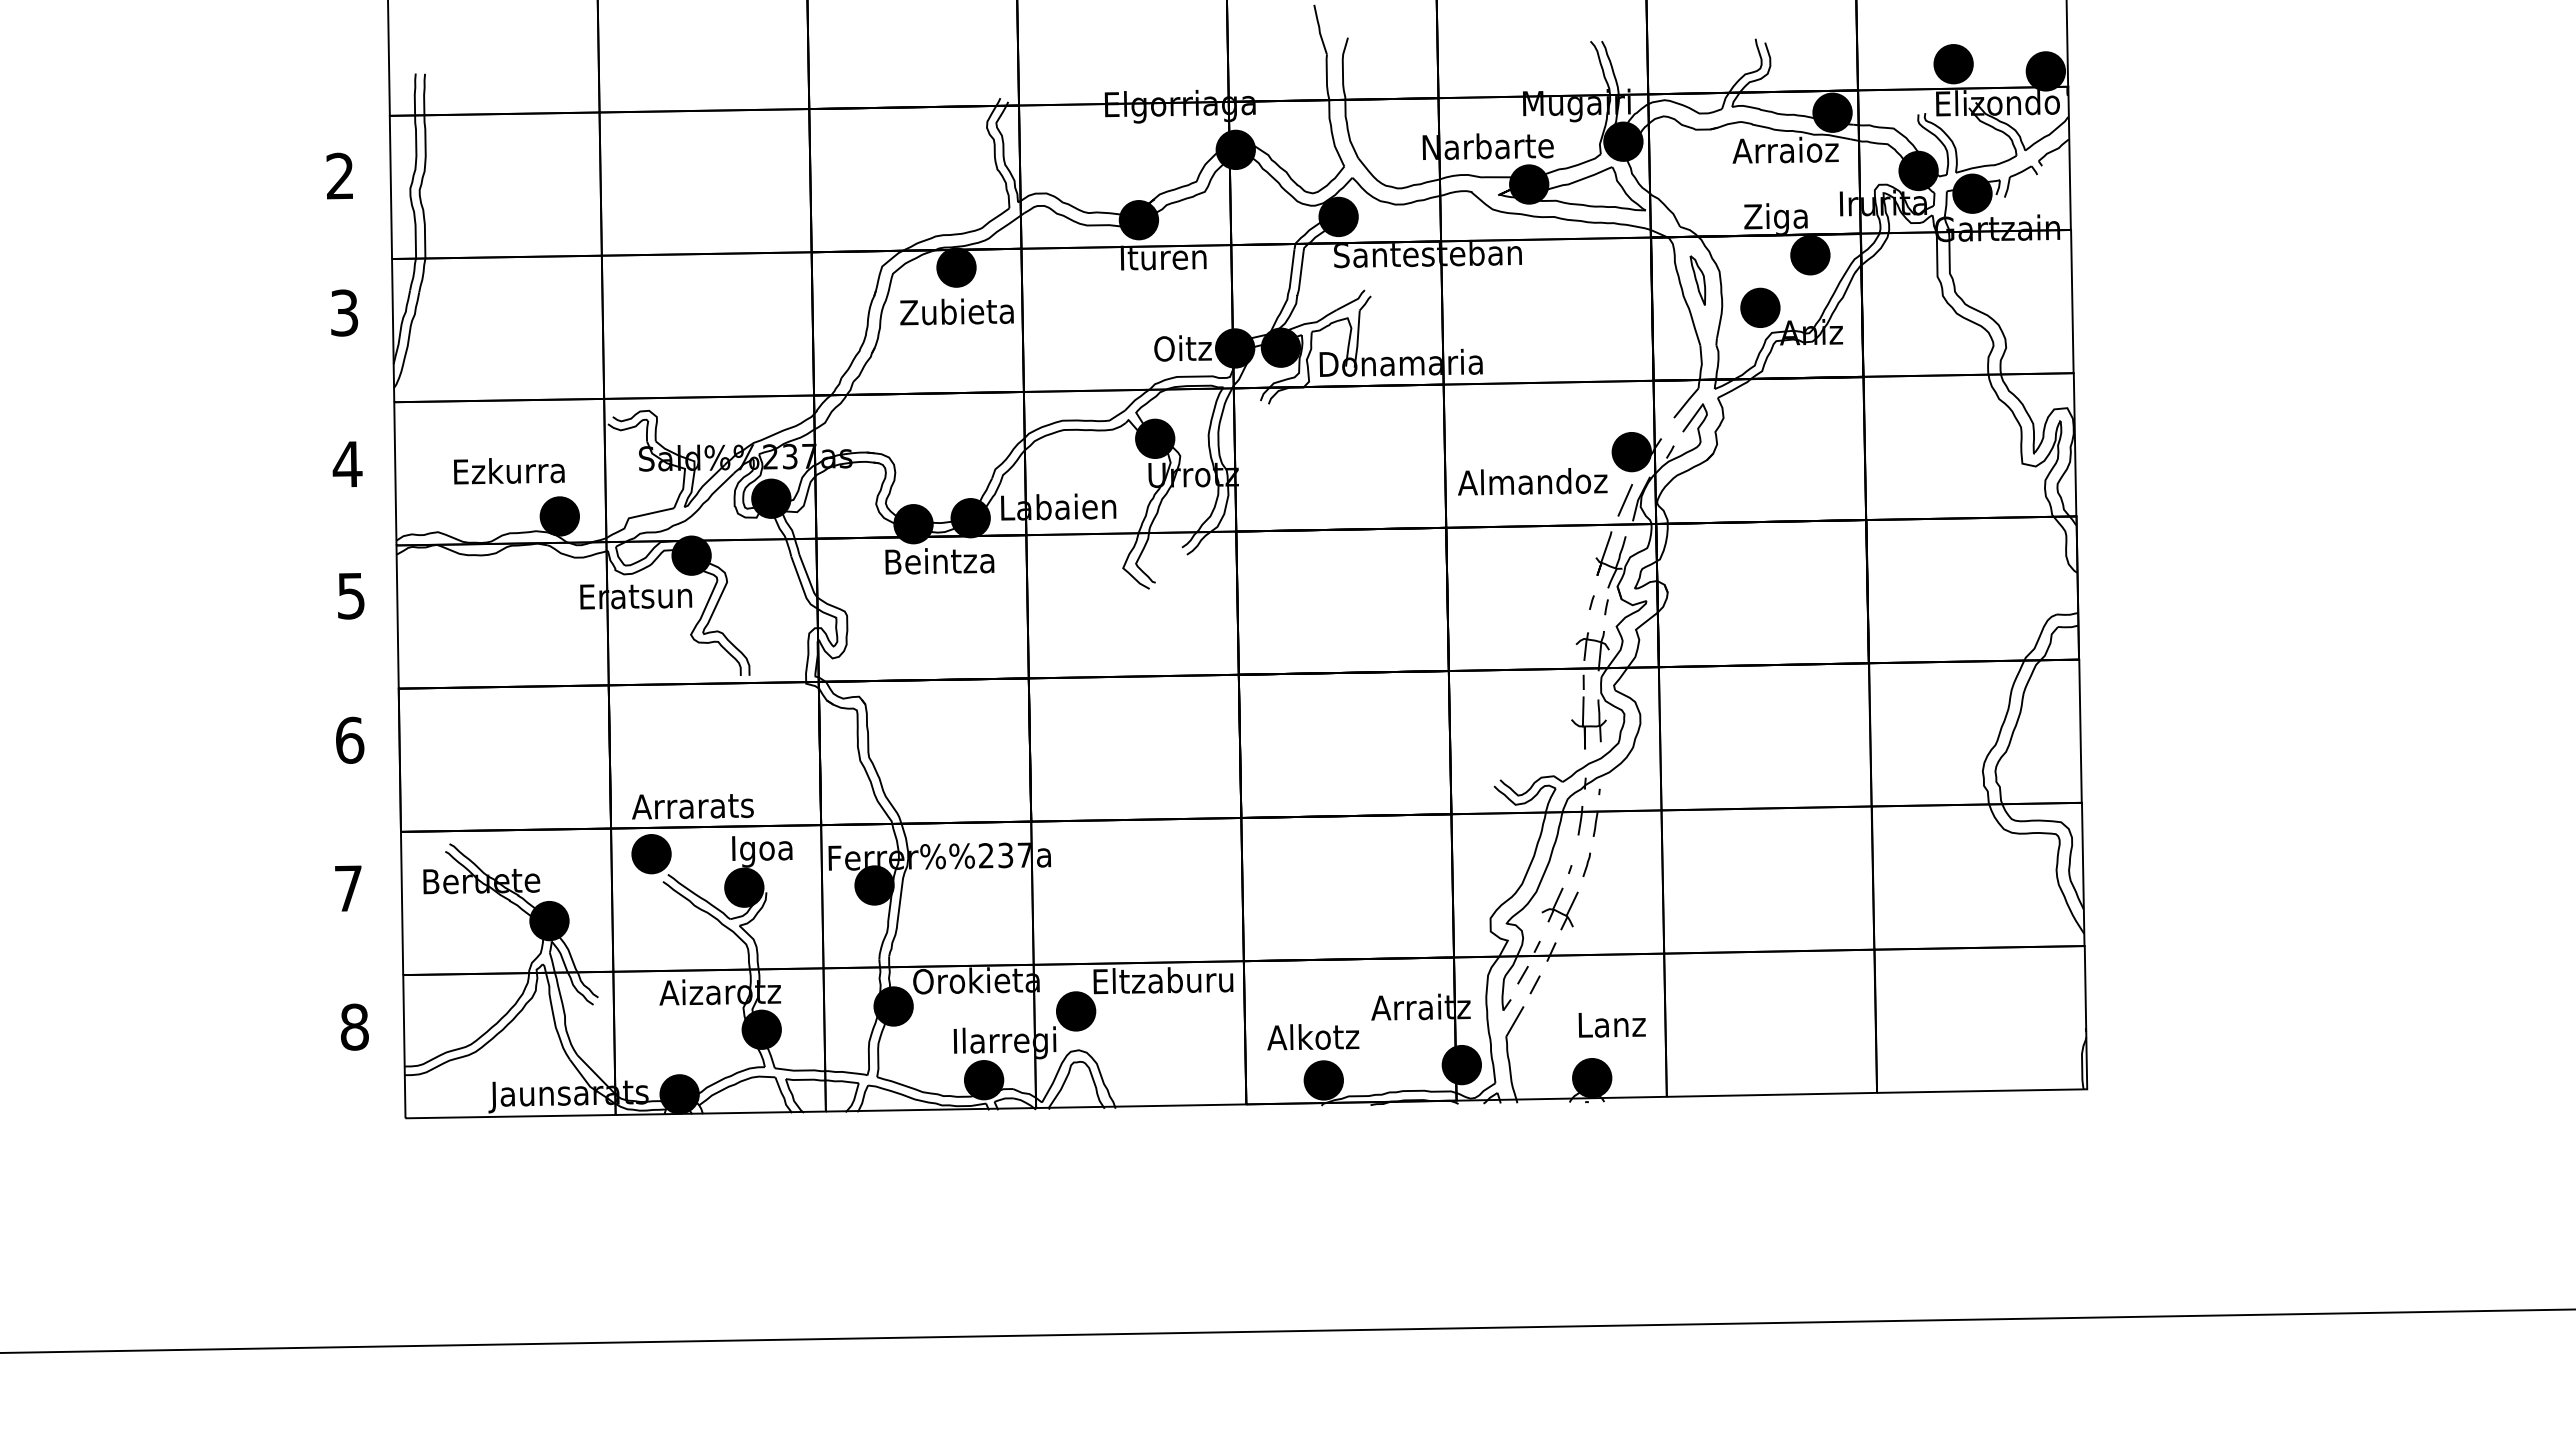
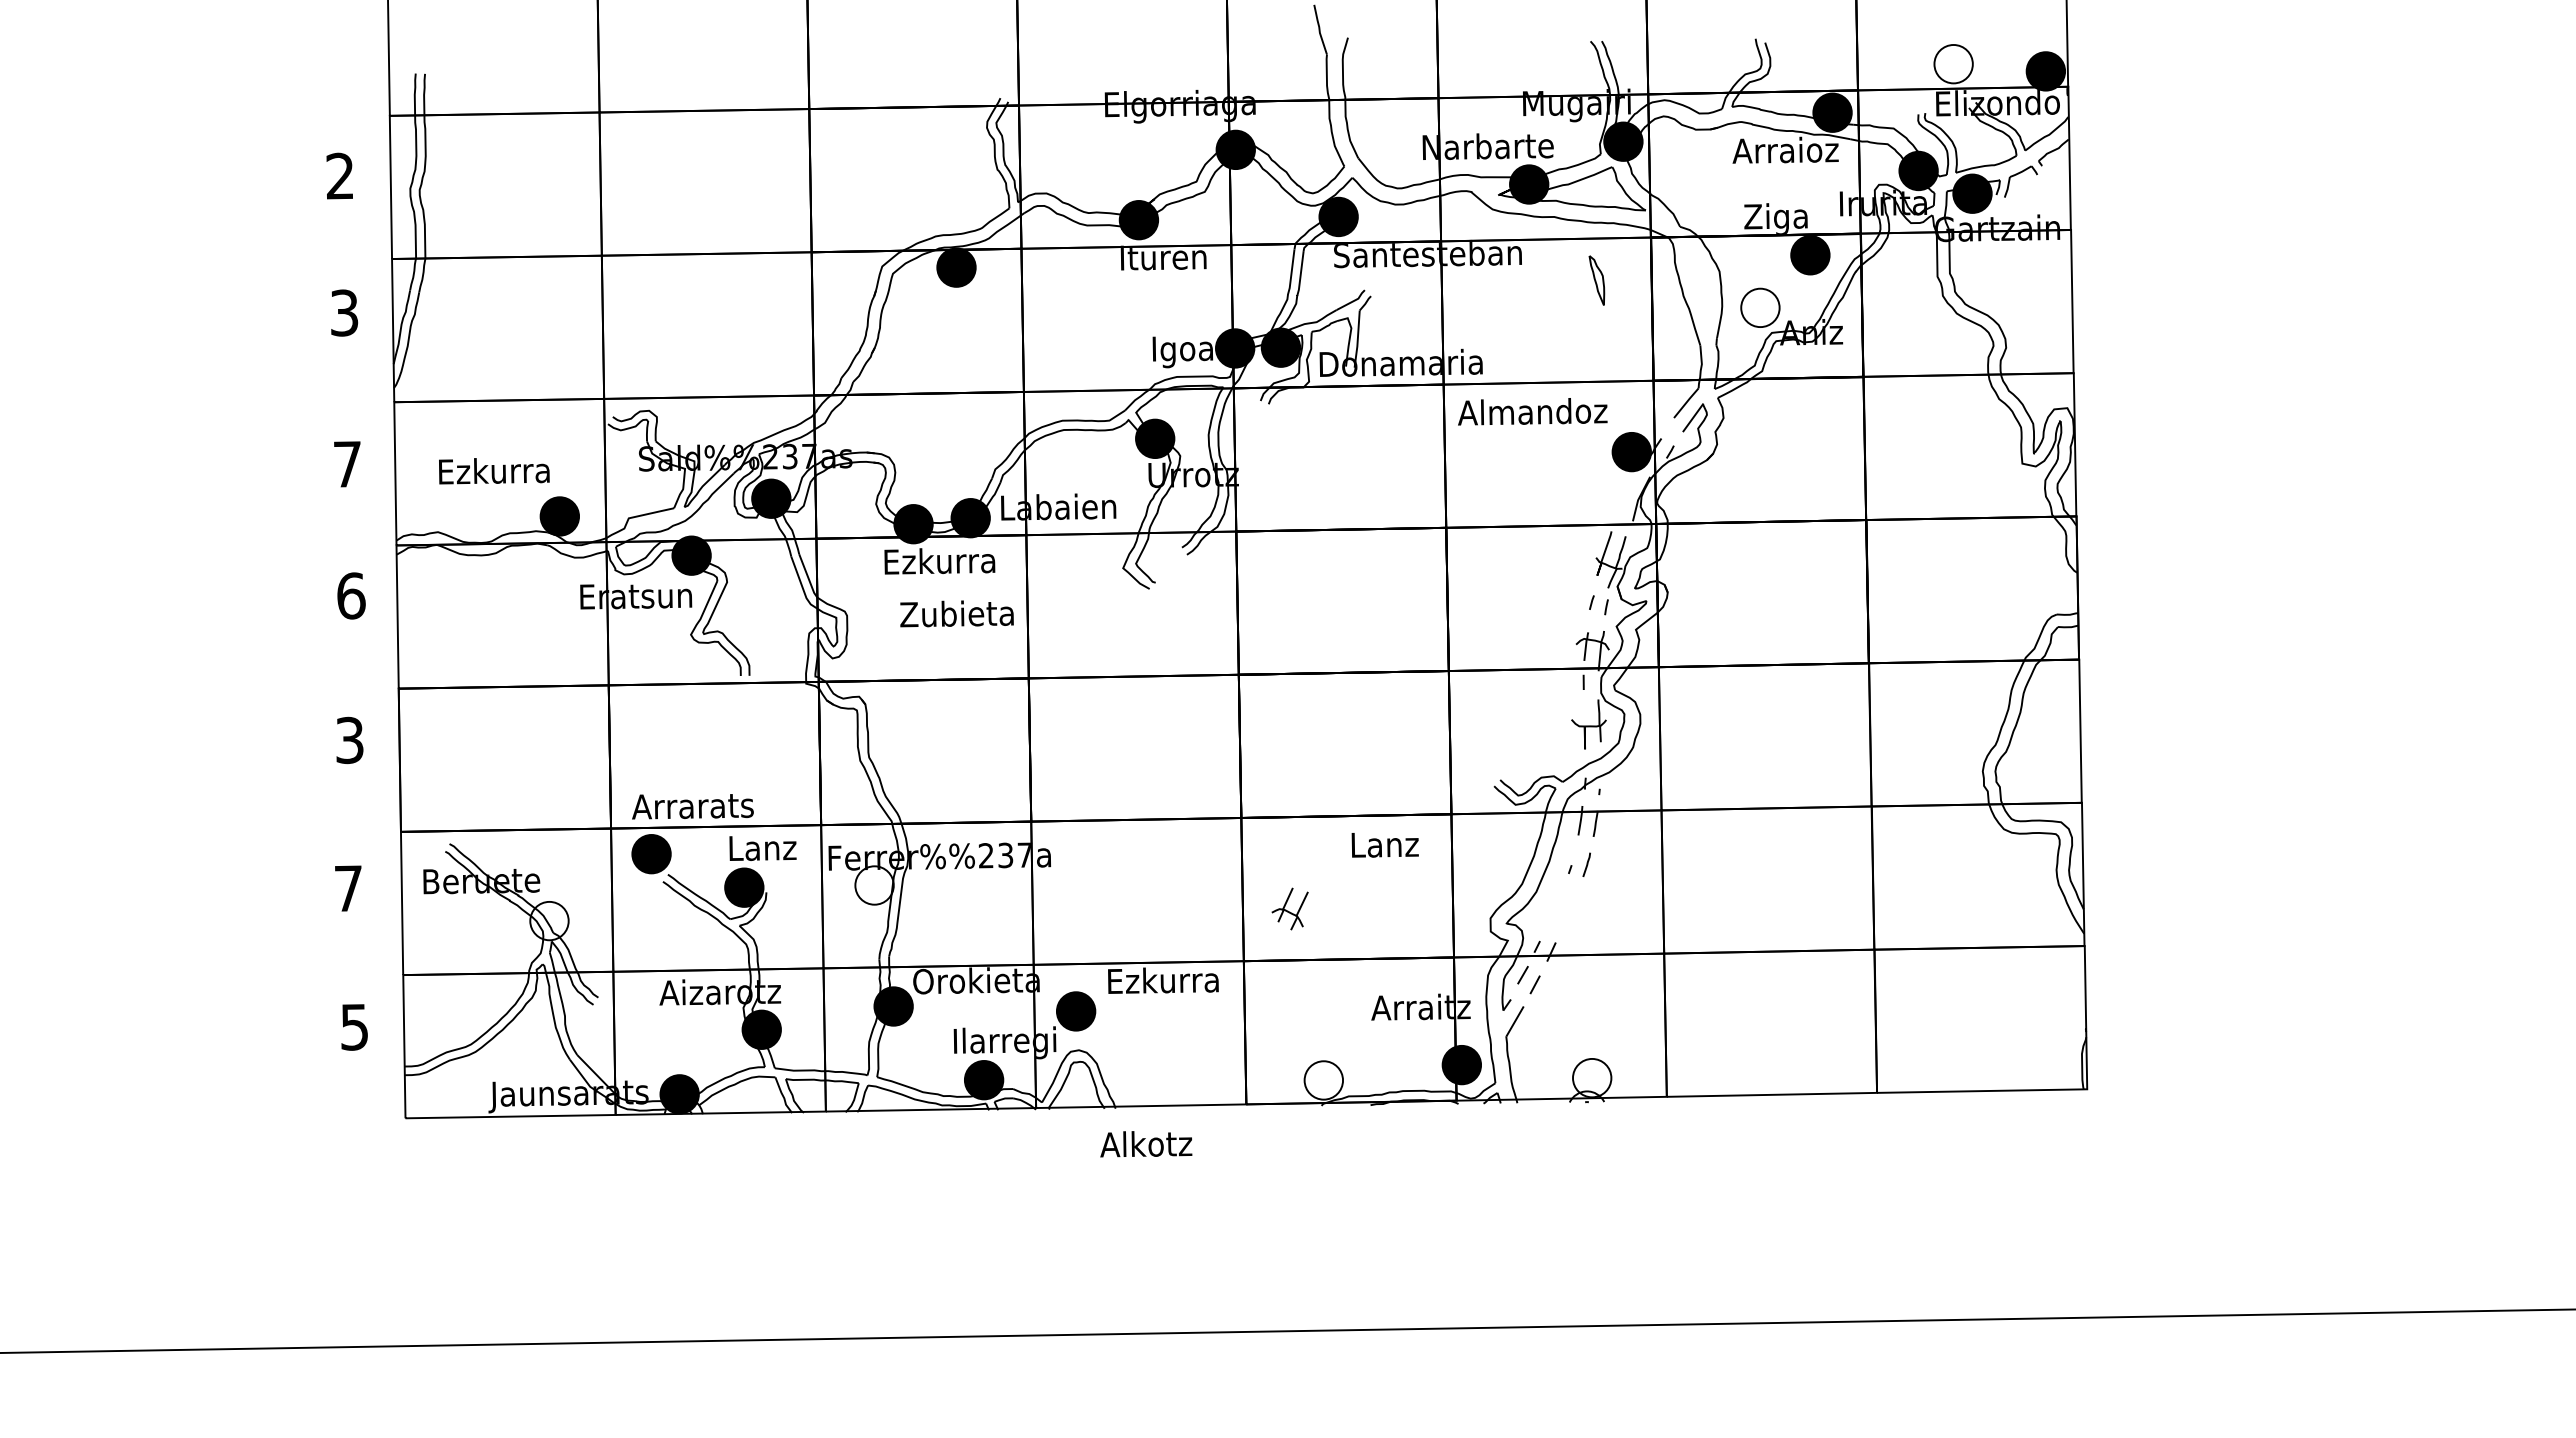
fill: present -> none (1953, 64)
part position: (1697, 280) -> (1596, 280) (1596, 280)
fill: present -> none (1760, 307)
text position: (956, 311) -> (956, 613) (956, 613)
text: Oitz -> Igoa (1182, 351)
text: 4 -> 7 (347, 464)
text position: (509, 471) -> (494, 471) (494, 471)
text position: (1532, 481) -> (1532, 411) (1532, 411)
line: present -> none (1625, 500)
text: Beintza -> Ezkurra (939, 561)
text: 5 -> 6 (351, 595)
line: present -> none (1582, 711)
text: 6 -> 3 (350, 740)
text: Igoa -> Lanz (762, 851)
fill: present -> none (874, 885)
part position: (1559, 908) -> (1289, 908) (1289, 908)
fill: present -> none (549, 920)
text: Eltzaburu -> Ezkurra (1163, 980)
text position: (1611, 1025) -> (1384, 845) (1384, 845)
text: 8 -> 5 (354, 1026)
text position: (1313, 1037) -> (1146, 1144) (1146, 1144)
fill: present -> none (1592, 1077)
fill: present -> none (1323, 1080)
